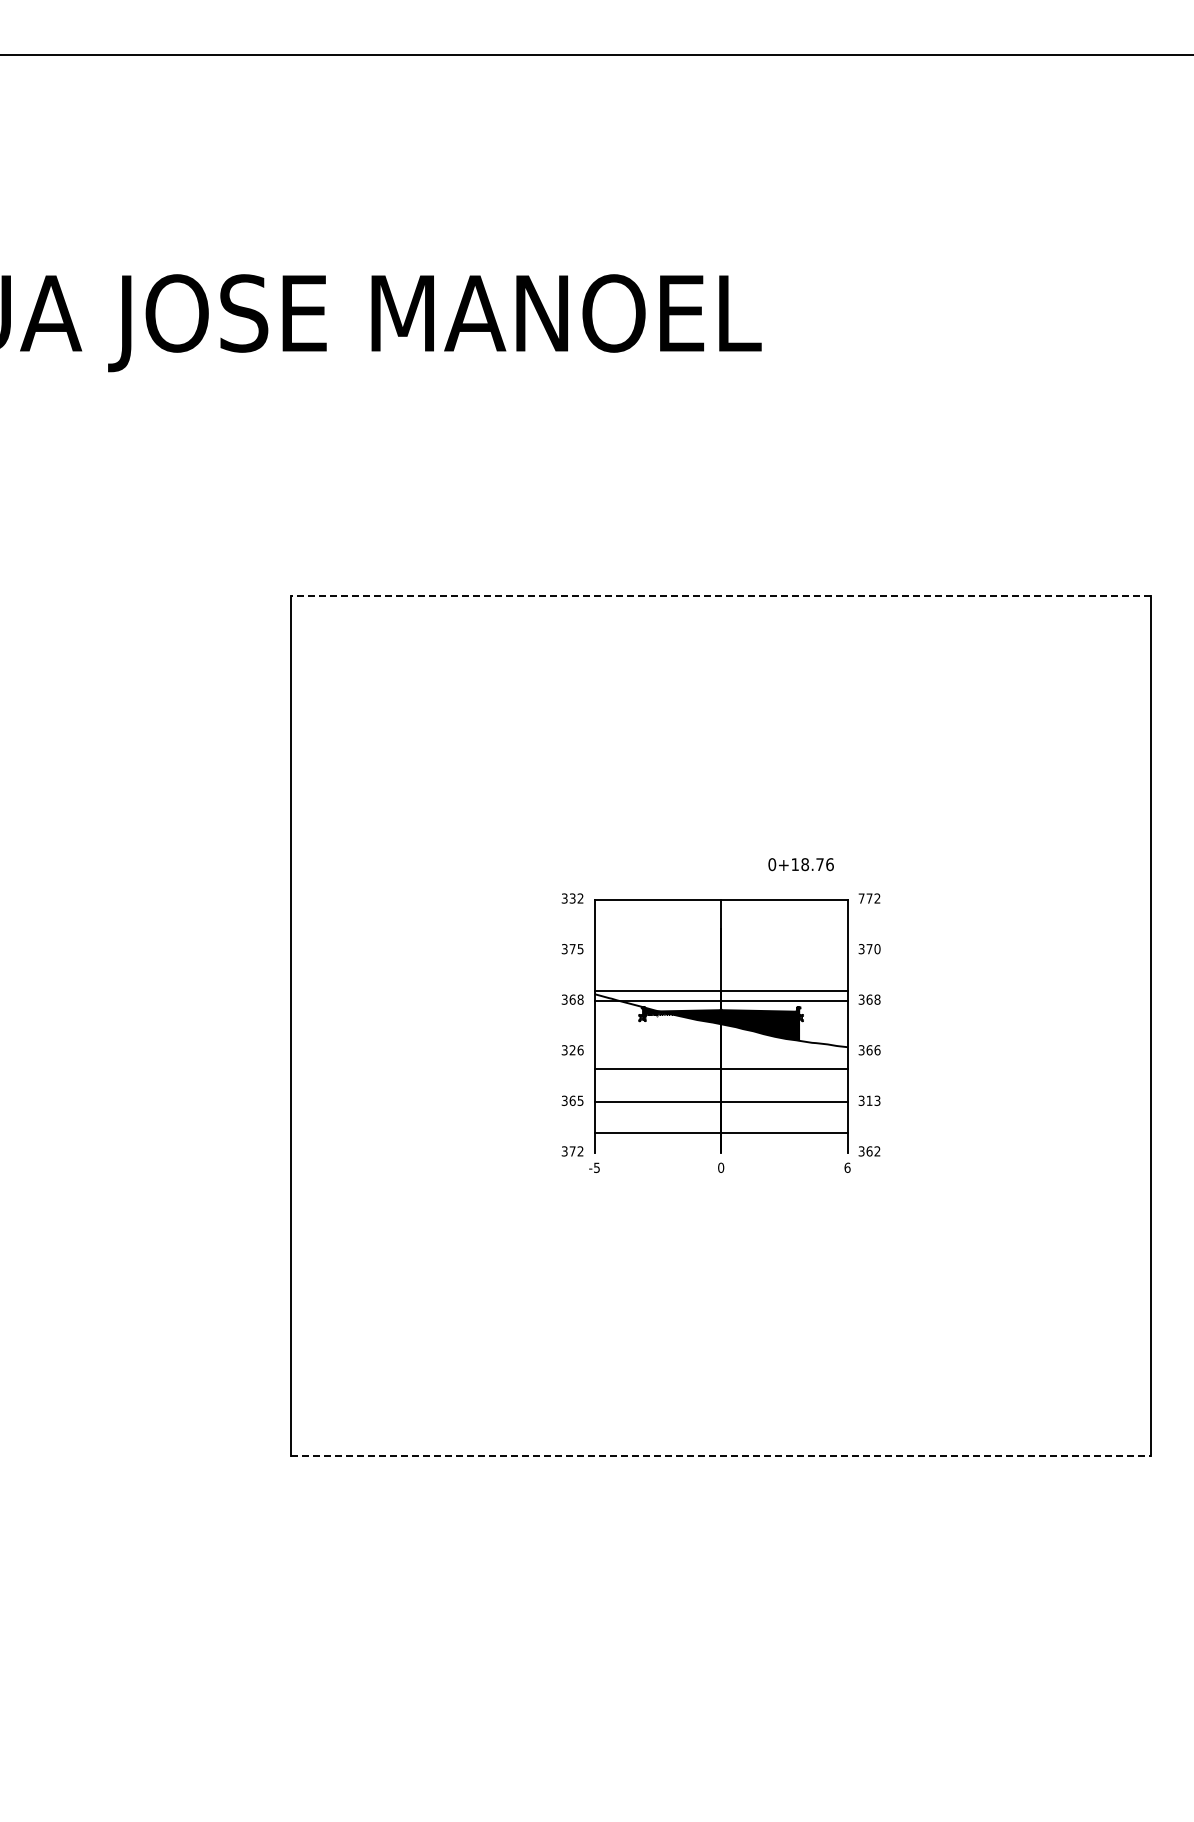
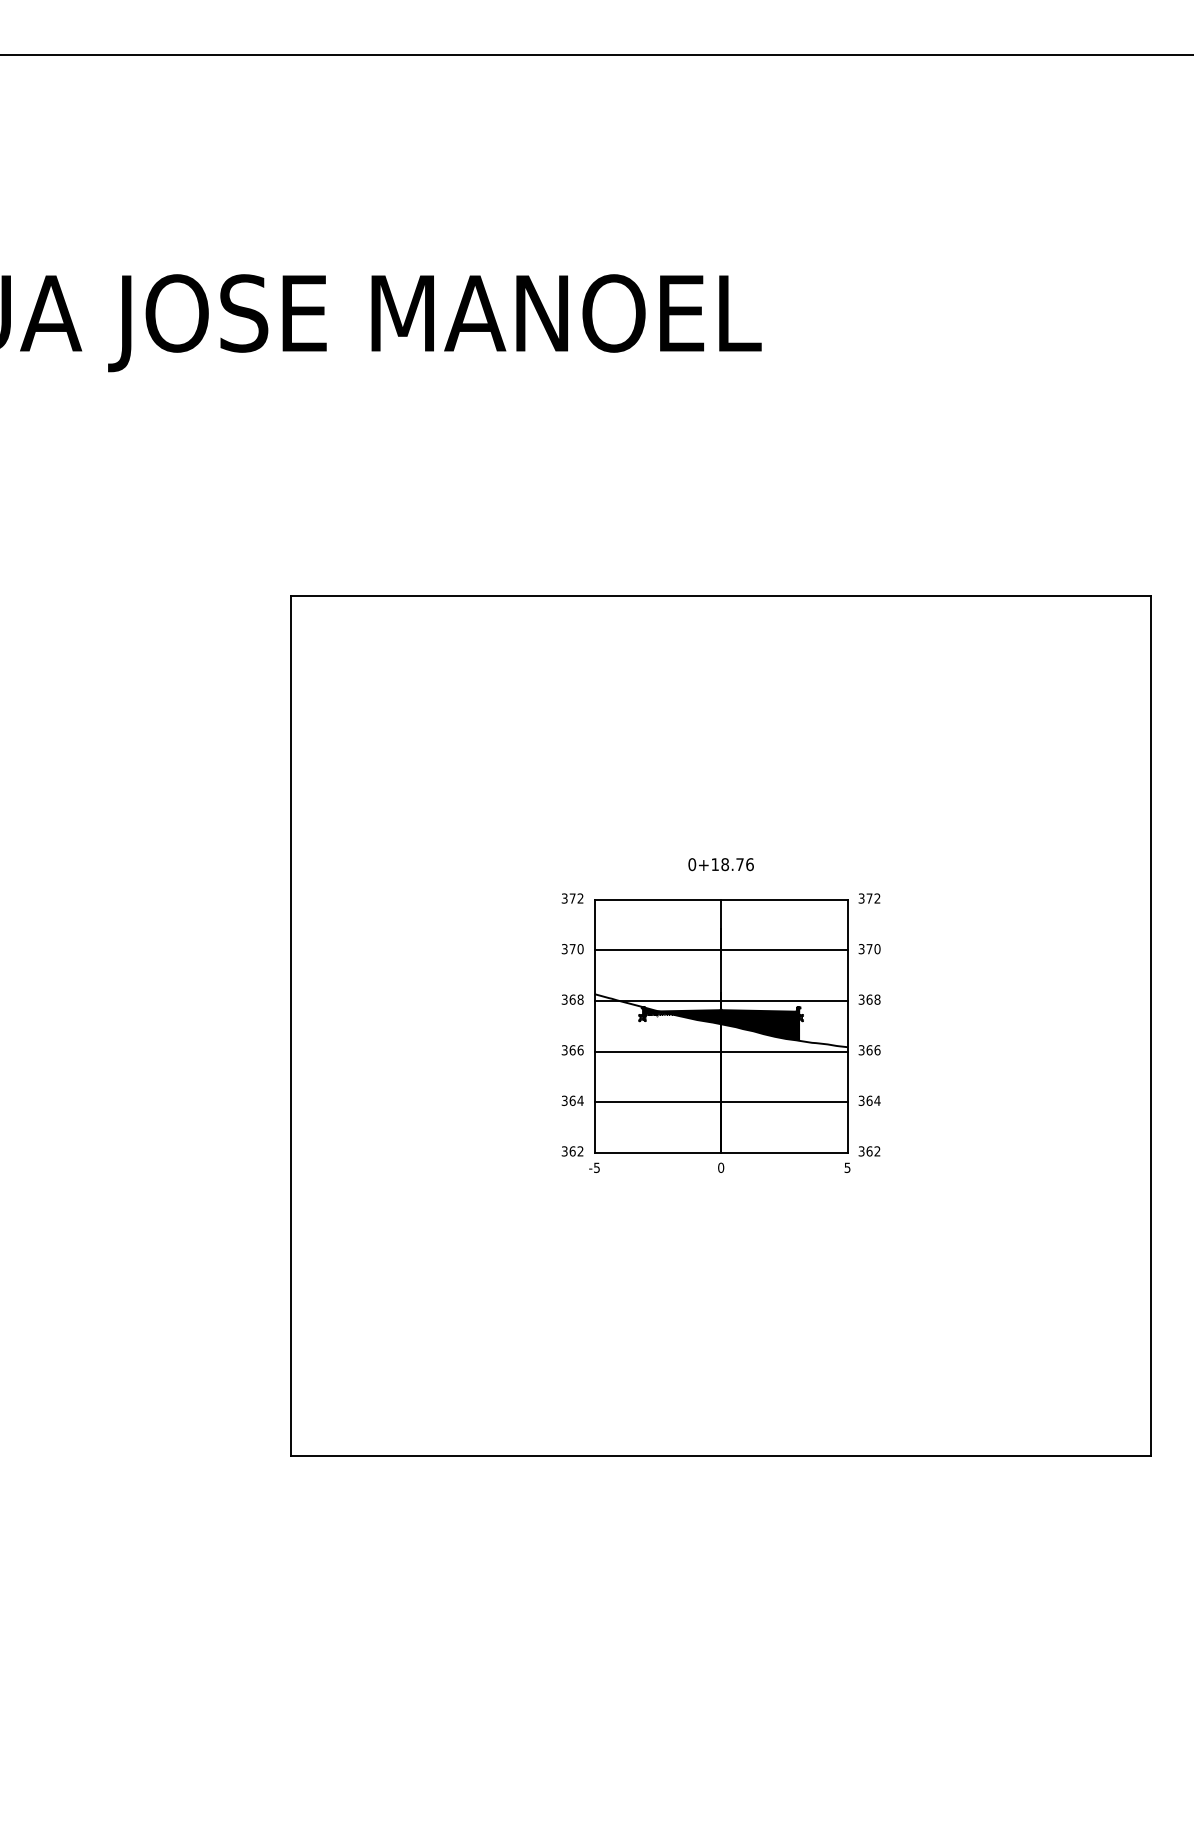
line: dashed -> solid (721, 596)
text position: (800, 864) -> (720, 864) (720, 864)
text: 332 -> 372 (572, 898)
text: 772 -> 372 (861, 898)
text: 375 -> 370 (580, 949)
line position: (720, 991) -> (720, 950) (720, 950)
text: 326 -> 366 (572, 1050)
line position: (720, 1068) -> (720, 1051) (720, 1051)
text: 365 -> 364 (580, 1100)
text: 313 -> 364 (873, 1100)
line position: (720, 1132) -> (720, 1152) (720, 1152)
text: 372 -> 362 (572, 1151)
text: 6 -> 5 (847, 1167)
line: dashed -> solid (721, 1456)
